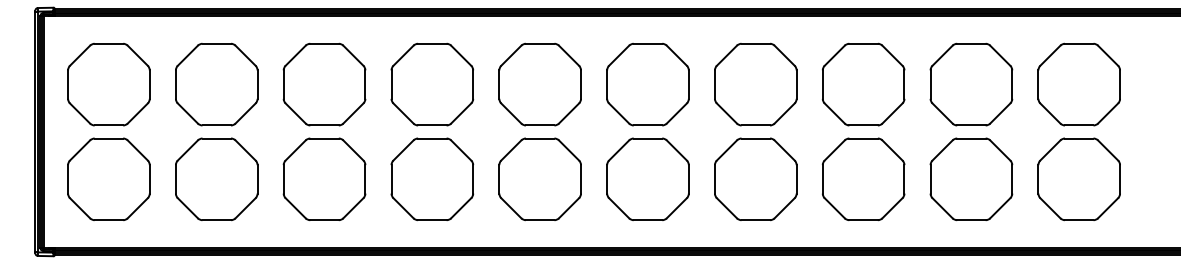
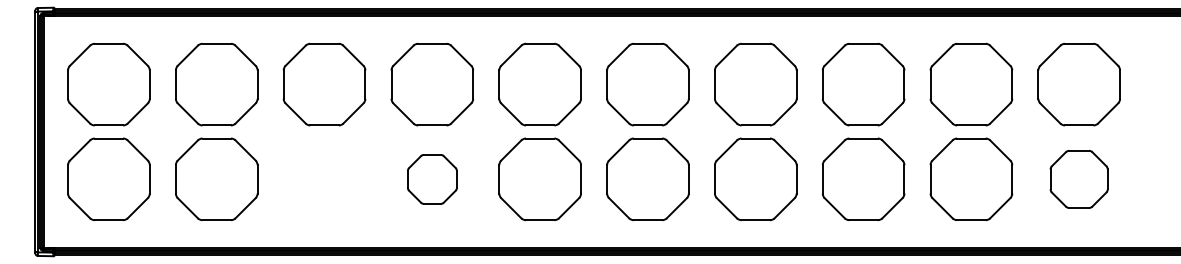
part: present -> none (324, 178)
part size: 85x85 px -> 51x51 px (432, 179)
part size: 84x85 px -> 60x59 px (1078, 179)
